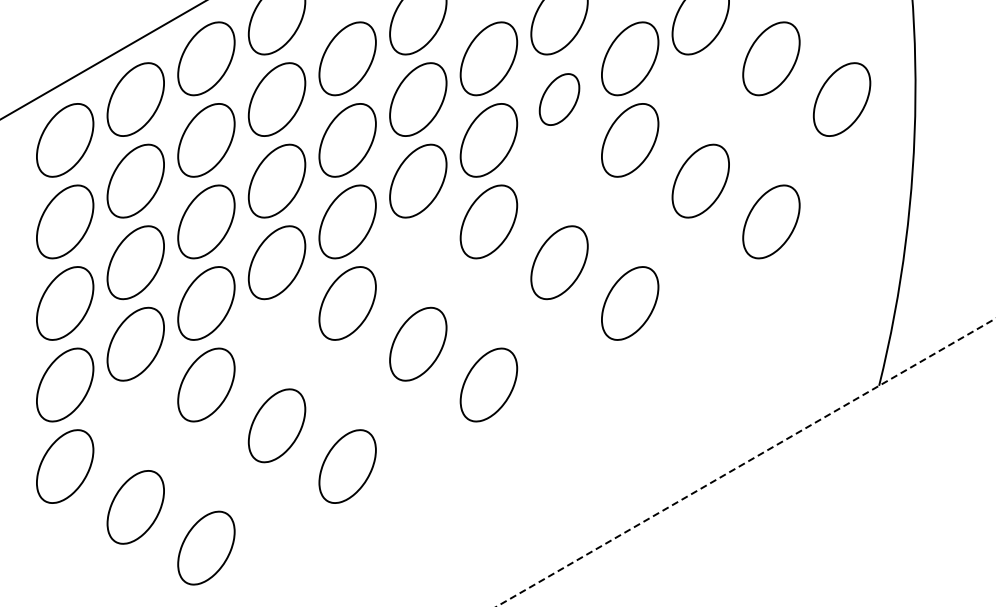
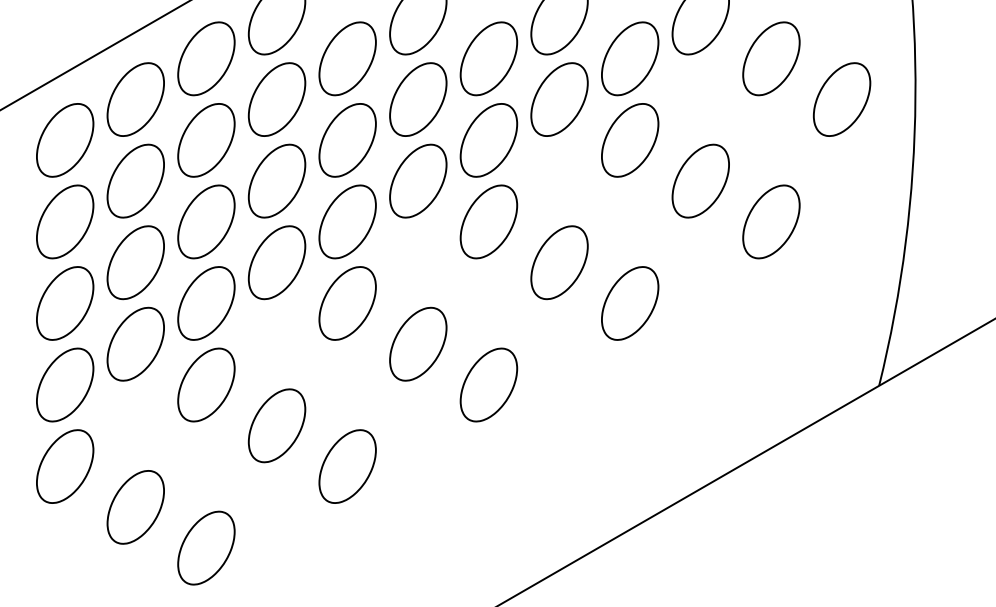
line position: (102, 60) -> (94, 55) (94, 55)
part size: 43x53 px -> 59x75 px (559, 99)
line: dashed -> solid (746, 462)
